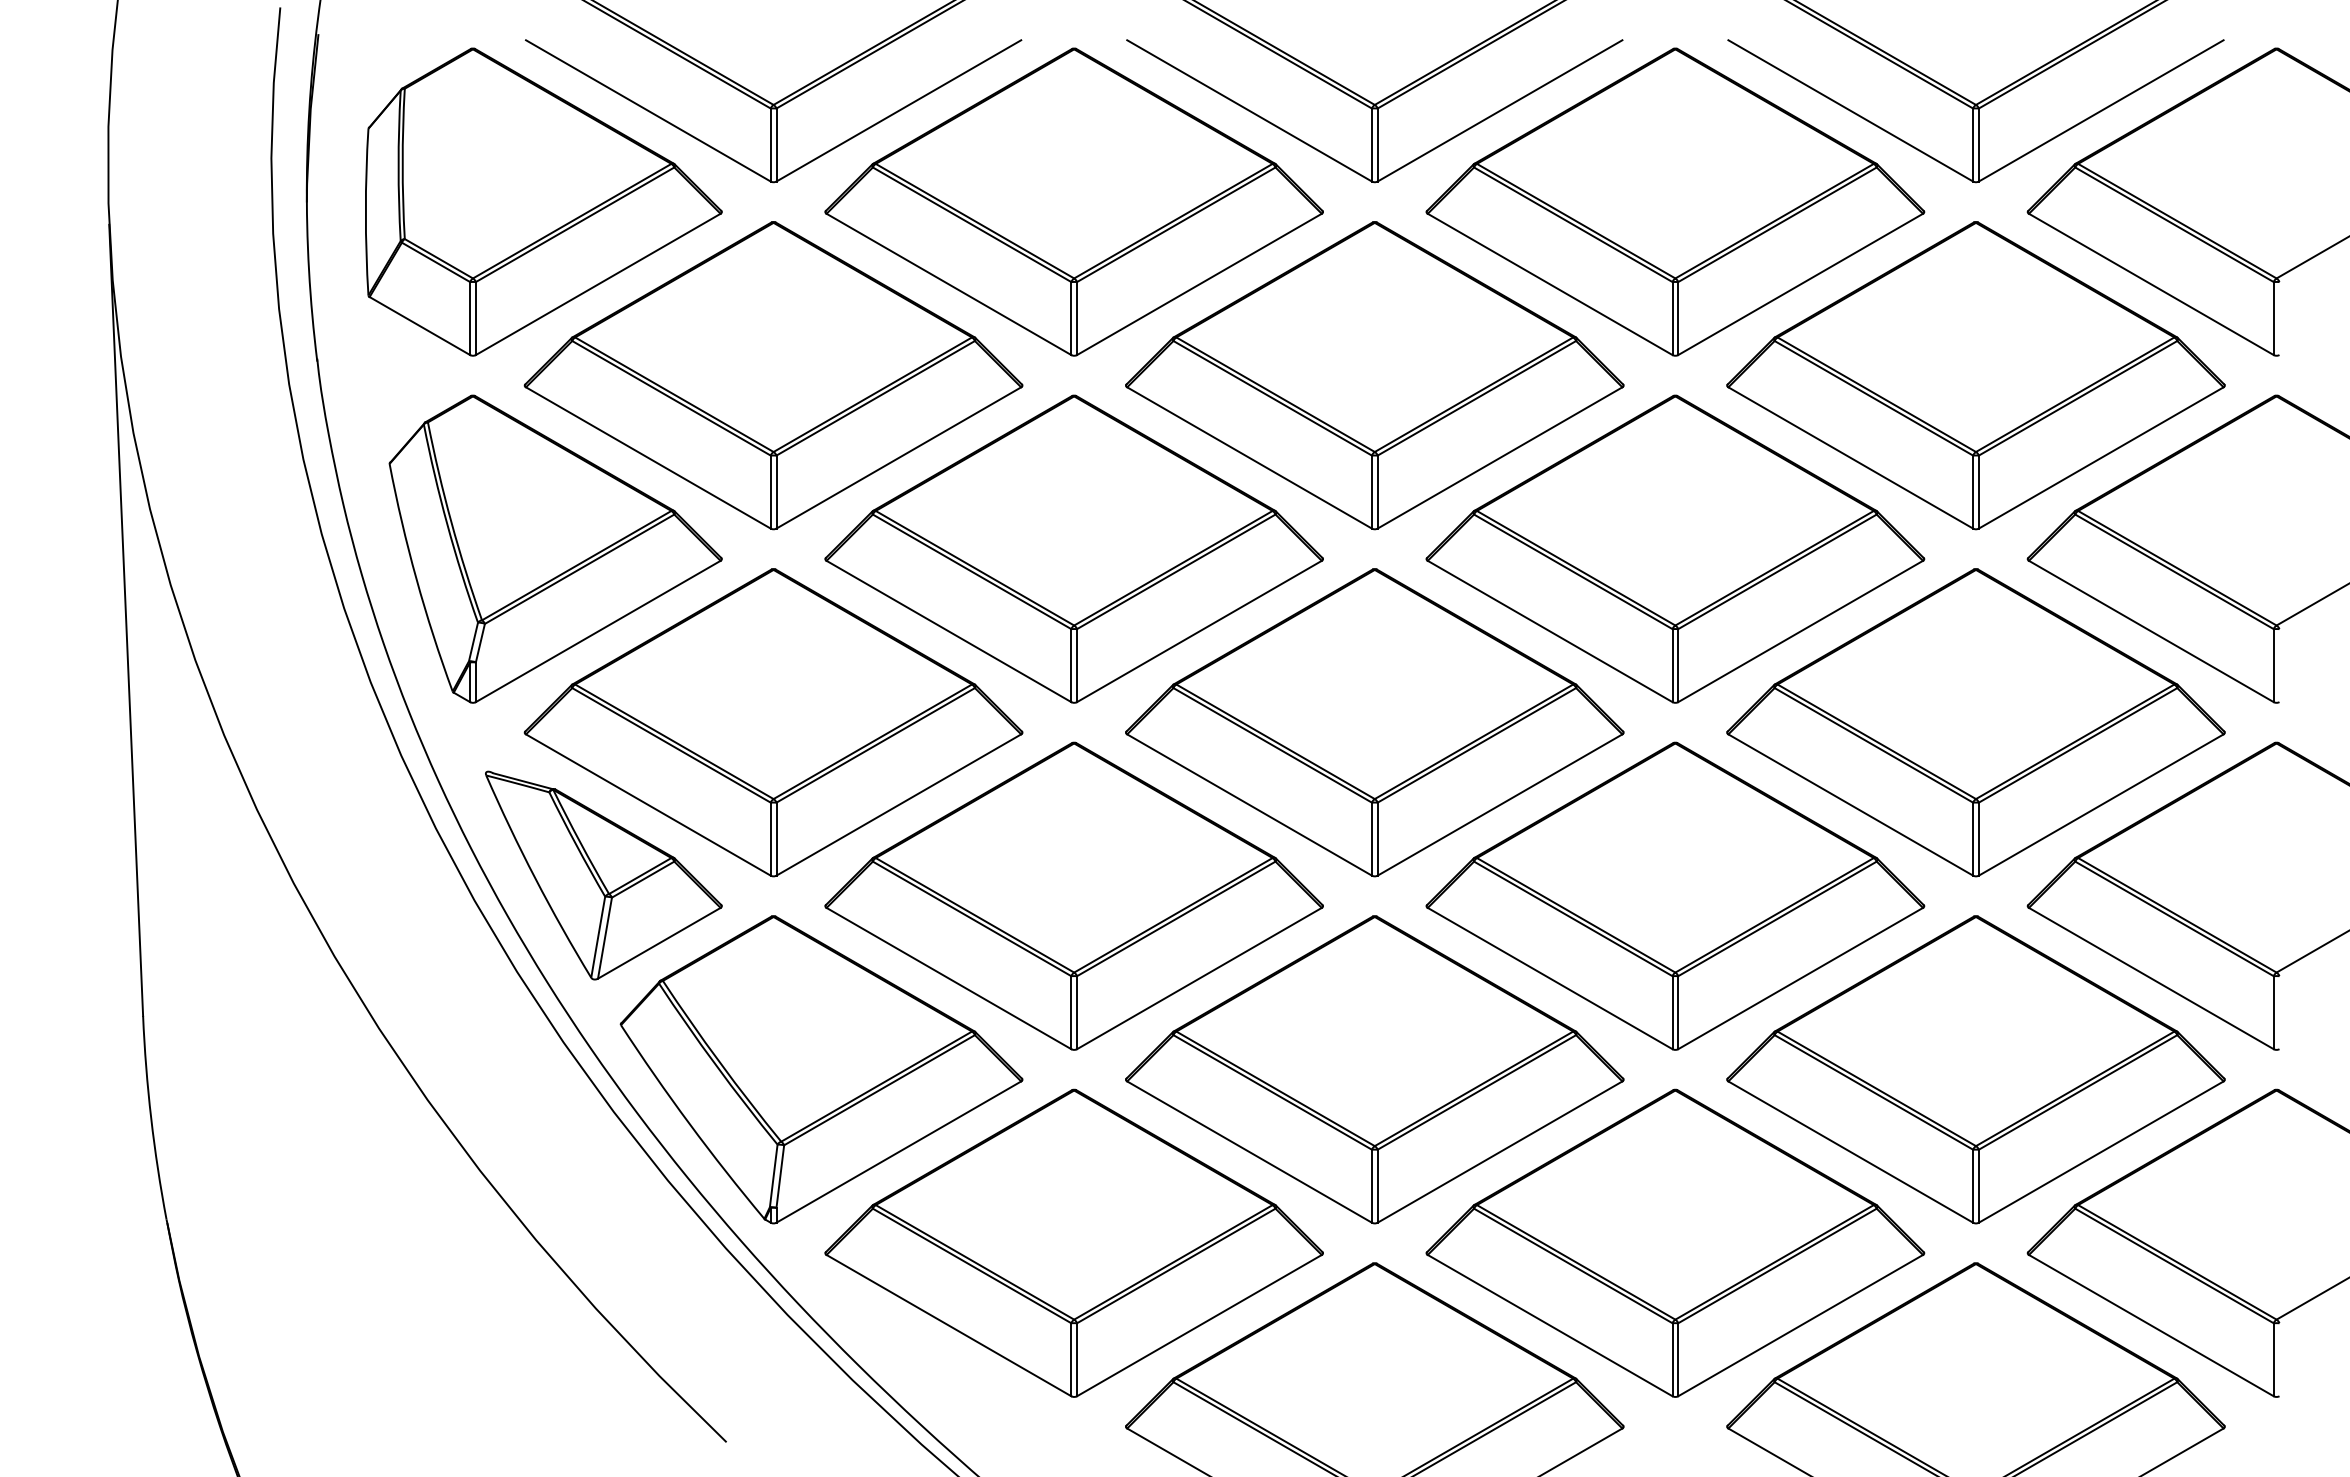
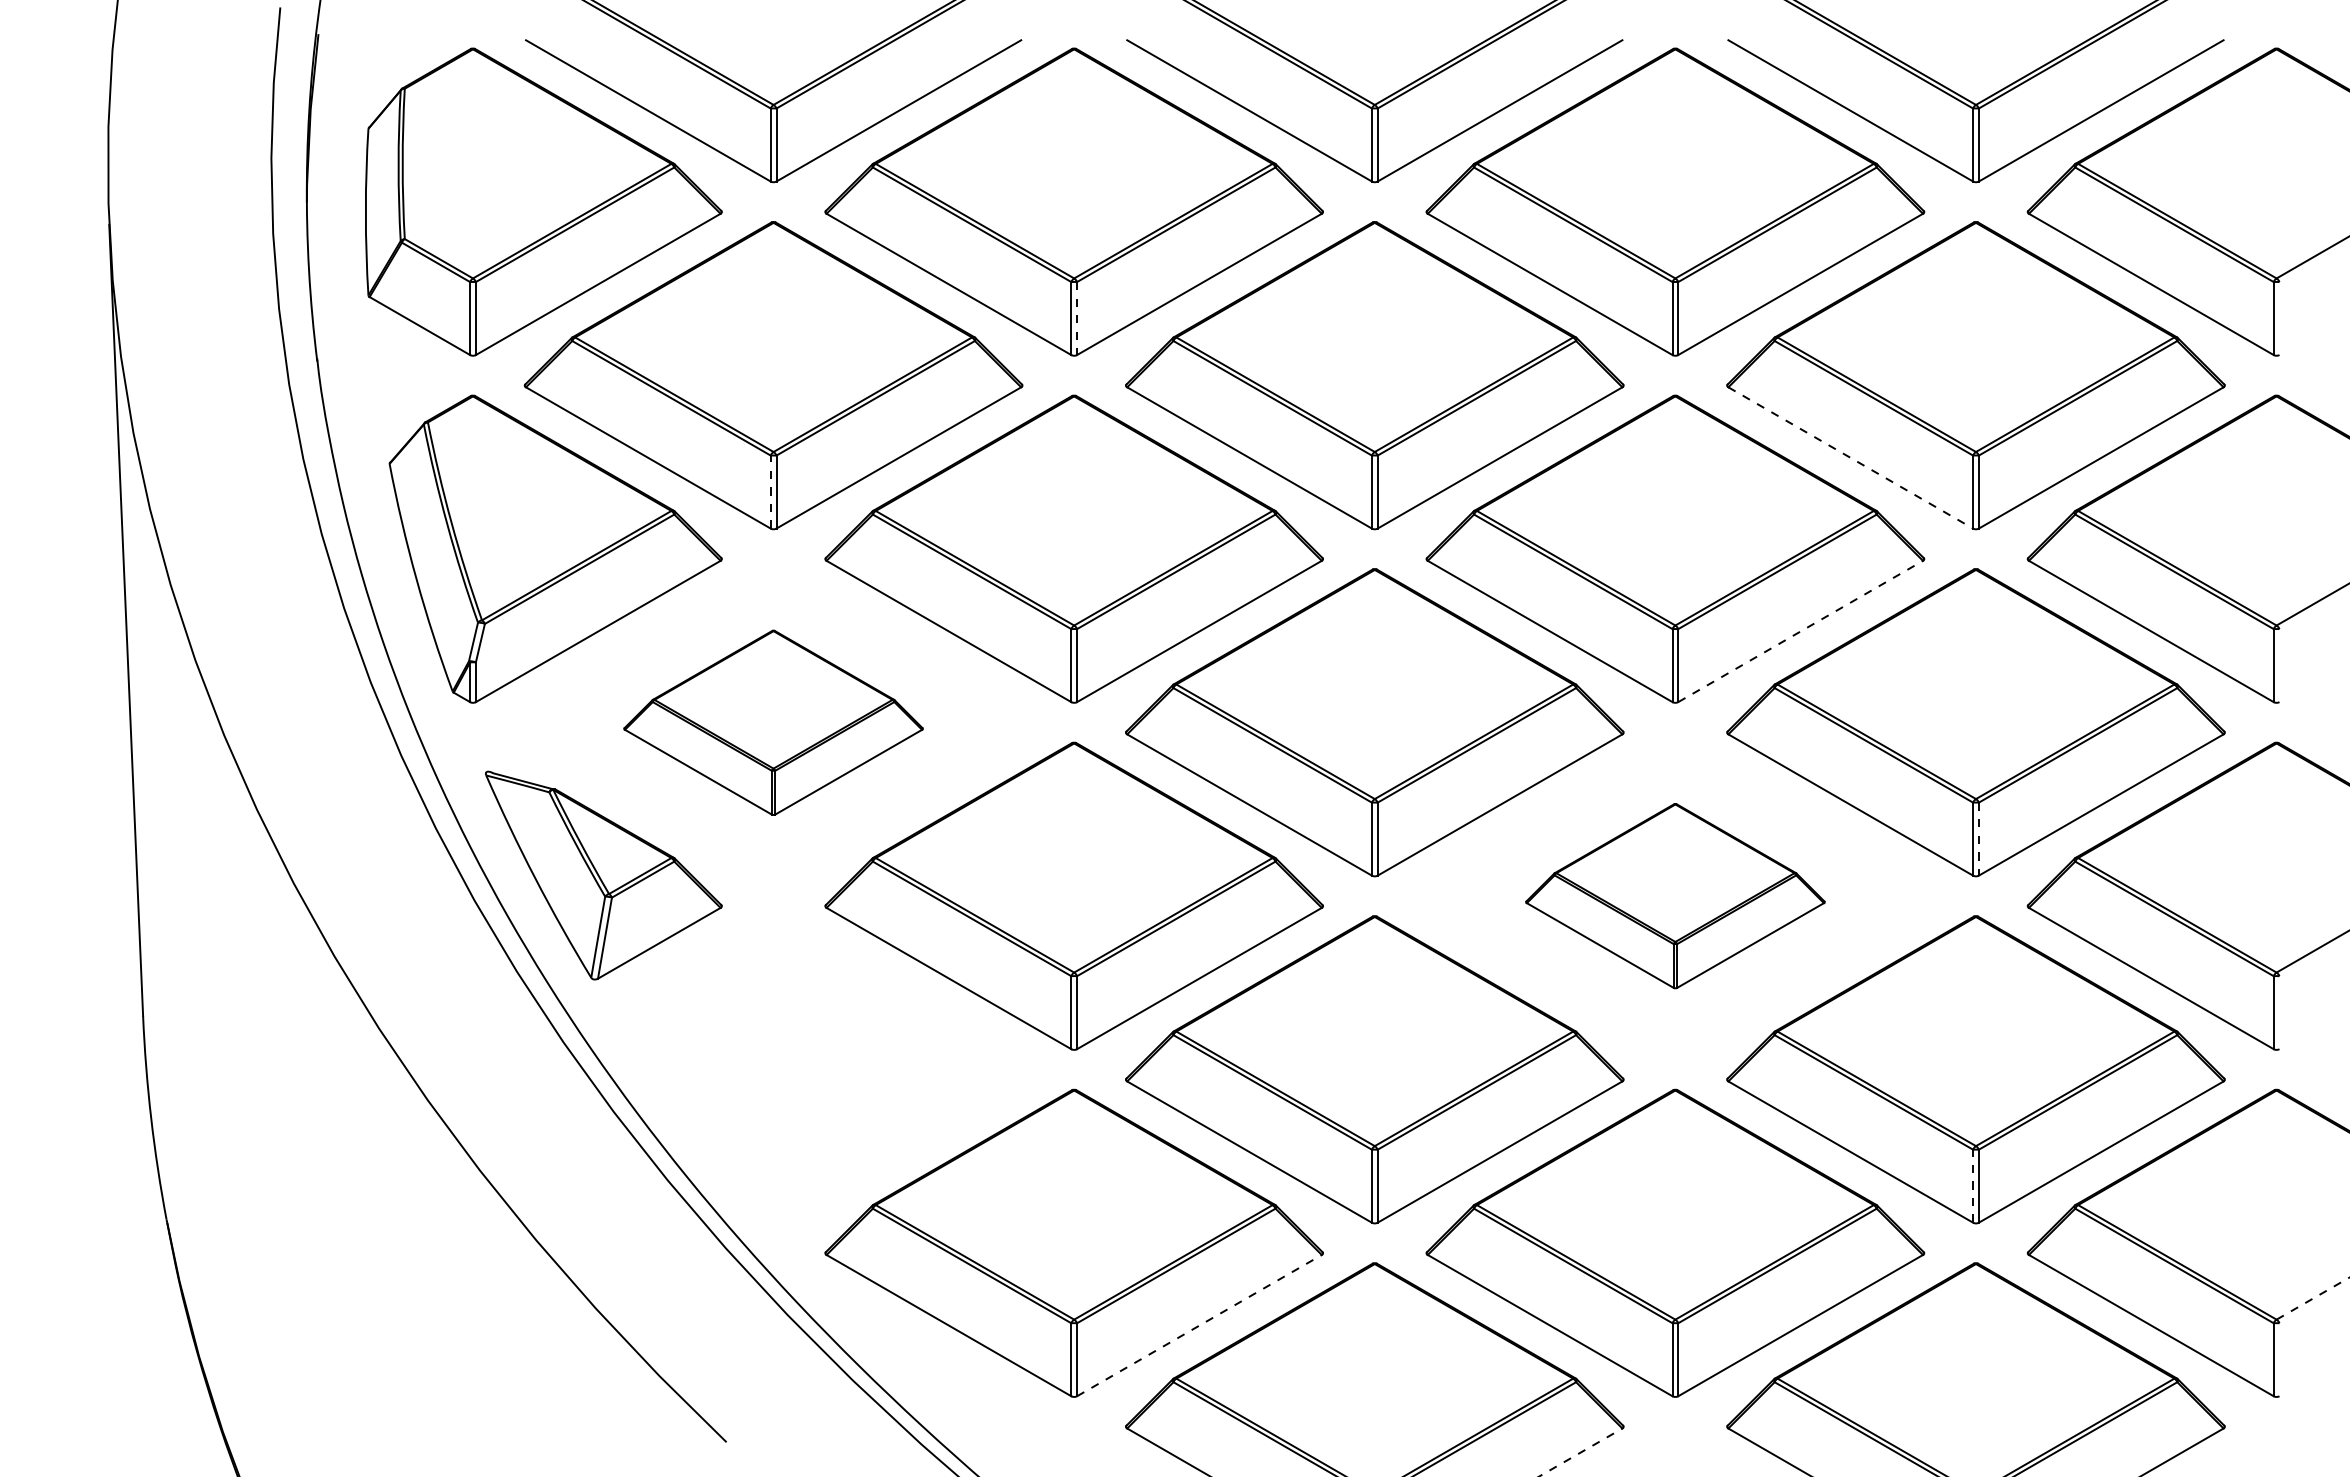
line: solid -> dashed (1077, 319)
line: solid -> dashed (1851, 458)
line: solid -> dashed (770, 491)
line: solid -> dashed (1801, 631)
part size: 501x310 px -> 301x187 px (773, 722)
line: solid -> dashed (1978, 839)
part size: 501x310 px -> 301x187 px (1675, 896)
part: present -> none (821, 1069)
line: solid -> dashed (1973, 1185)
line: solid -> dashed (2313, 1298)
line: solid -> dashed (1199, 1325)
line: solid -> dashed (1580, 1452)
